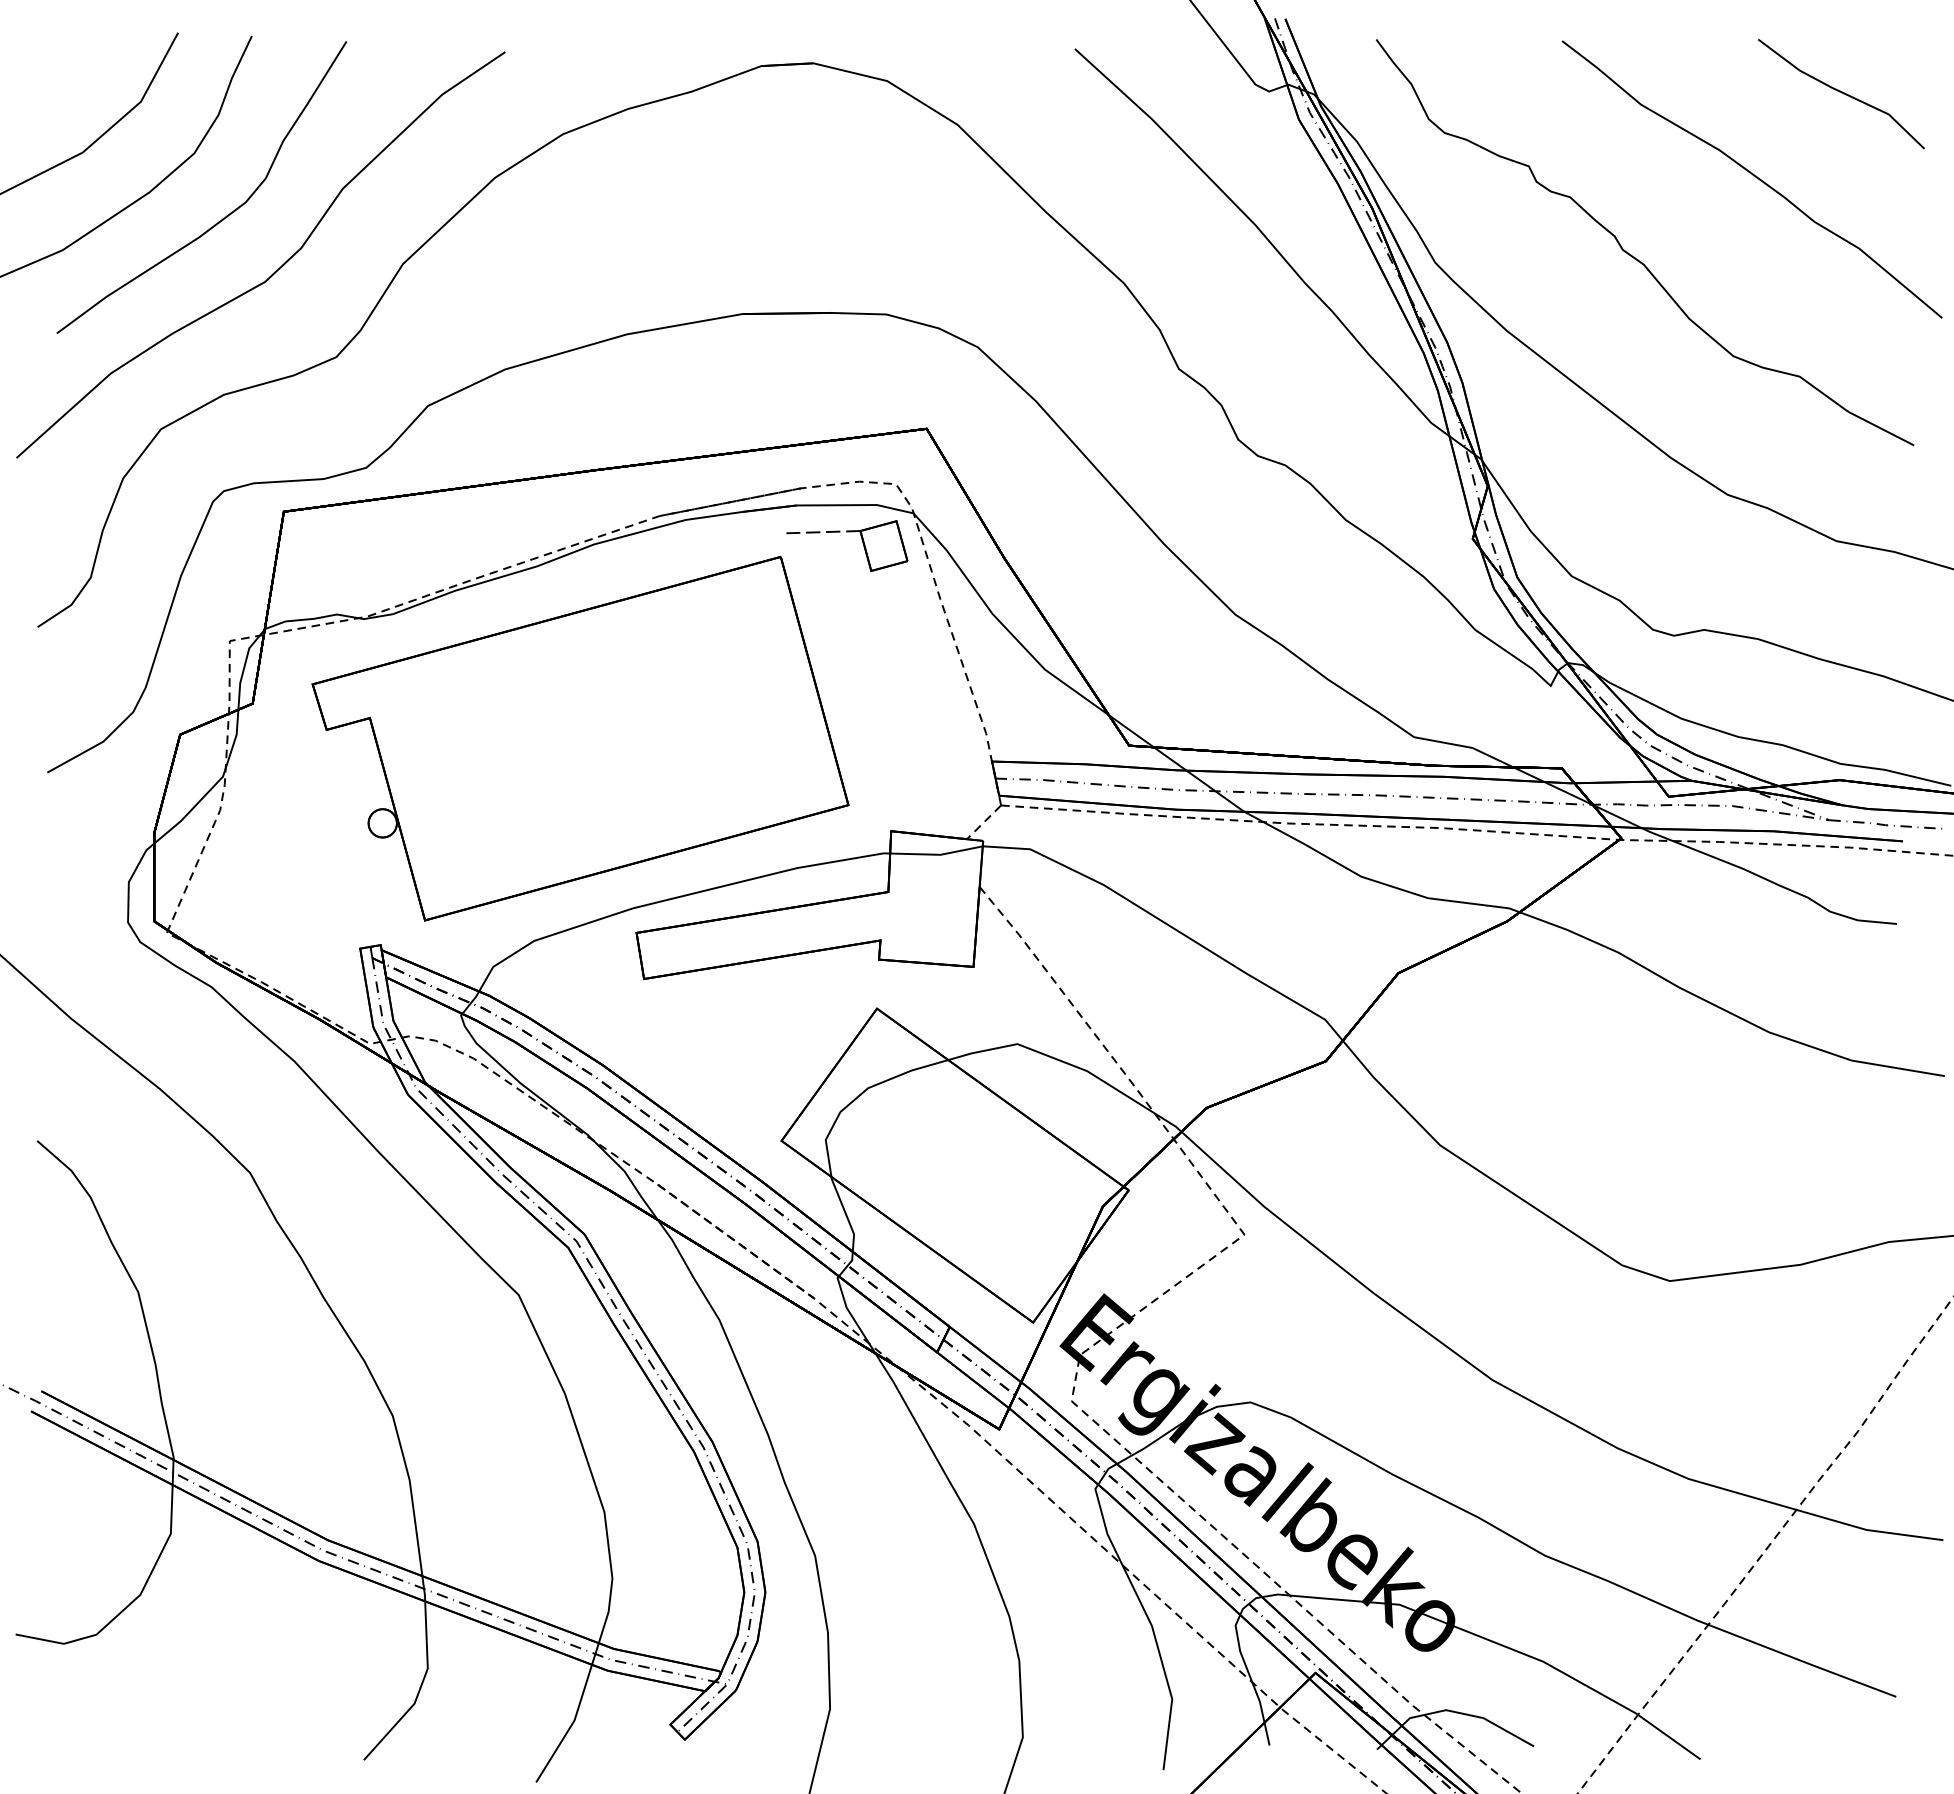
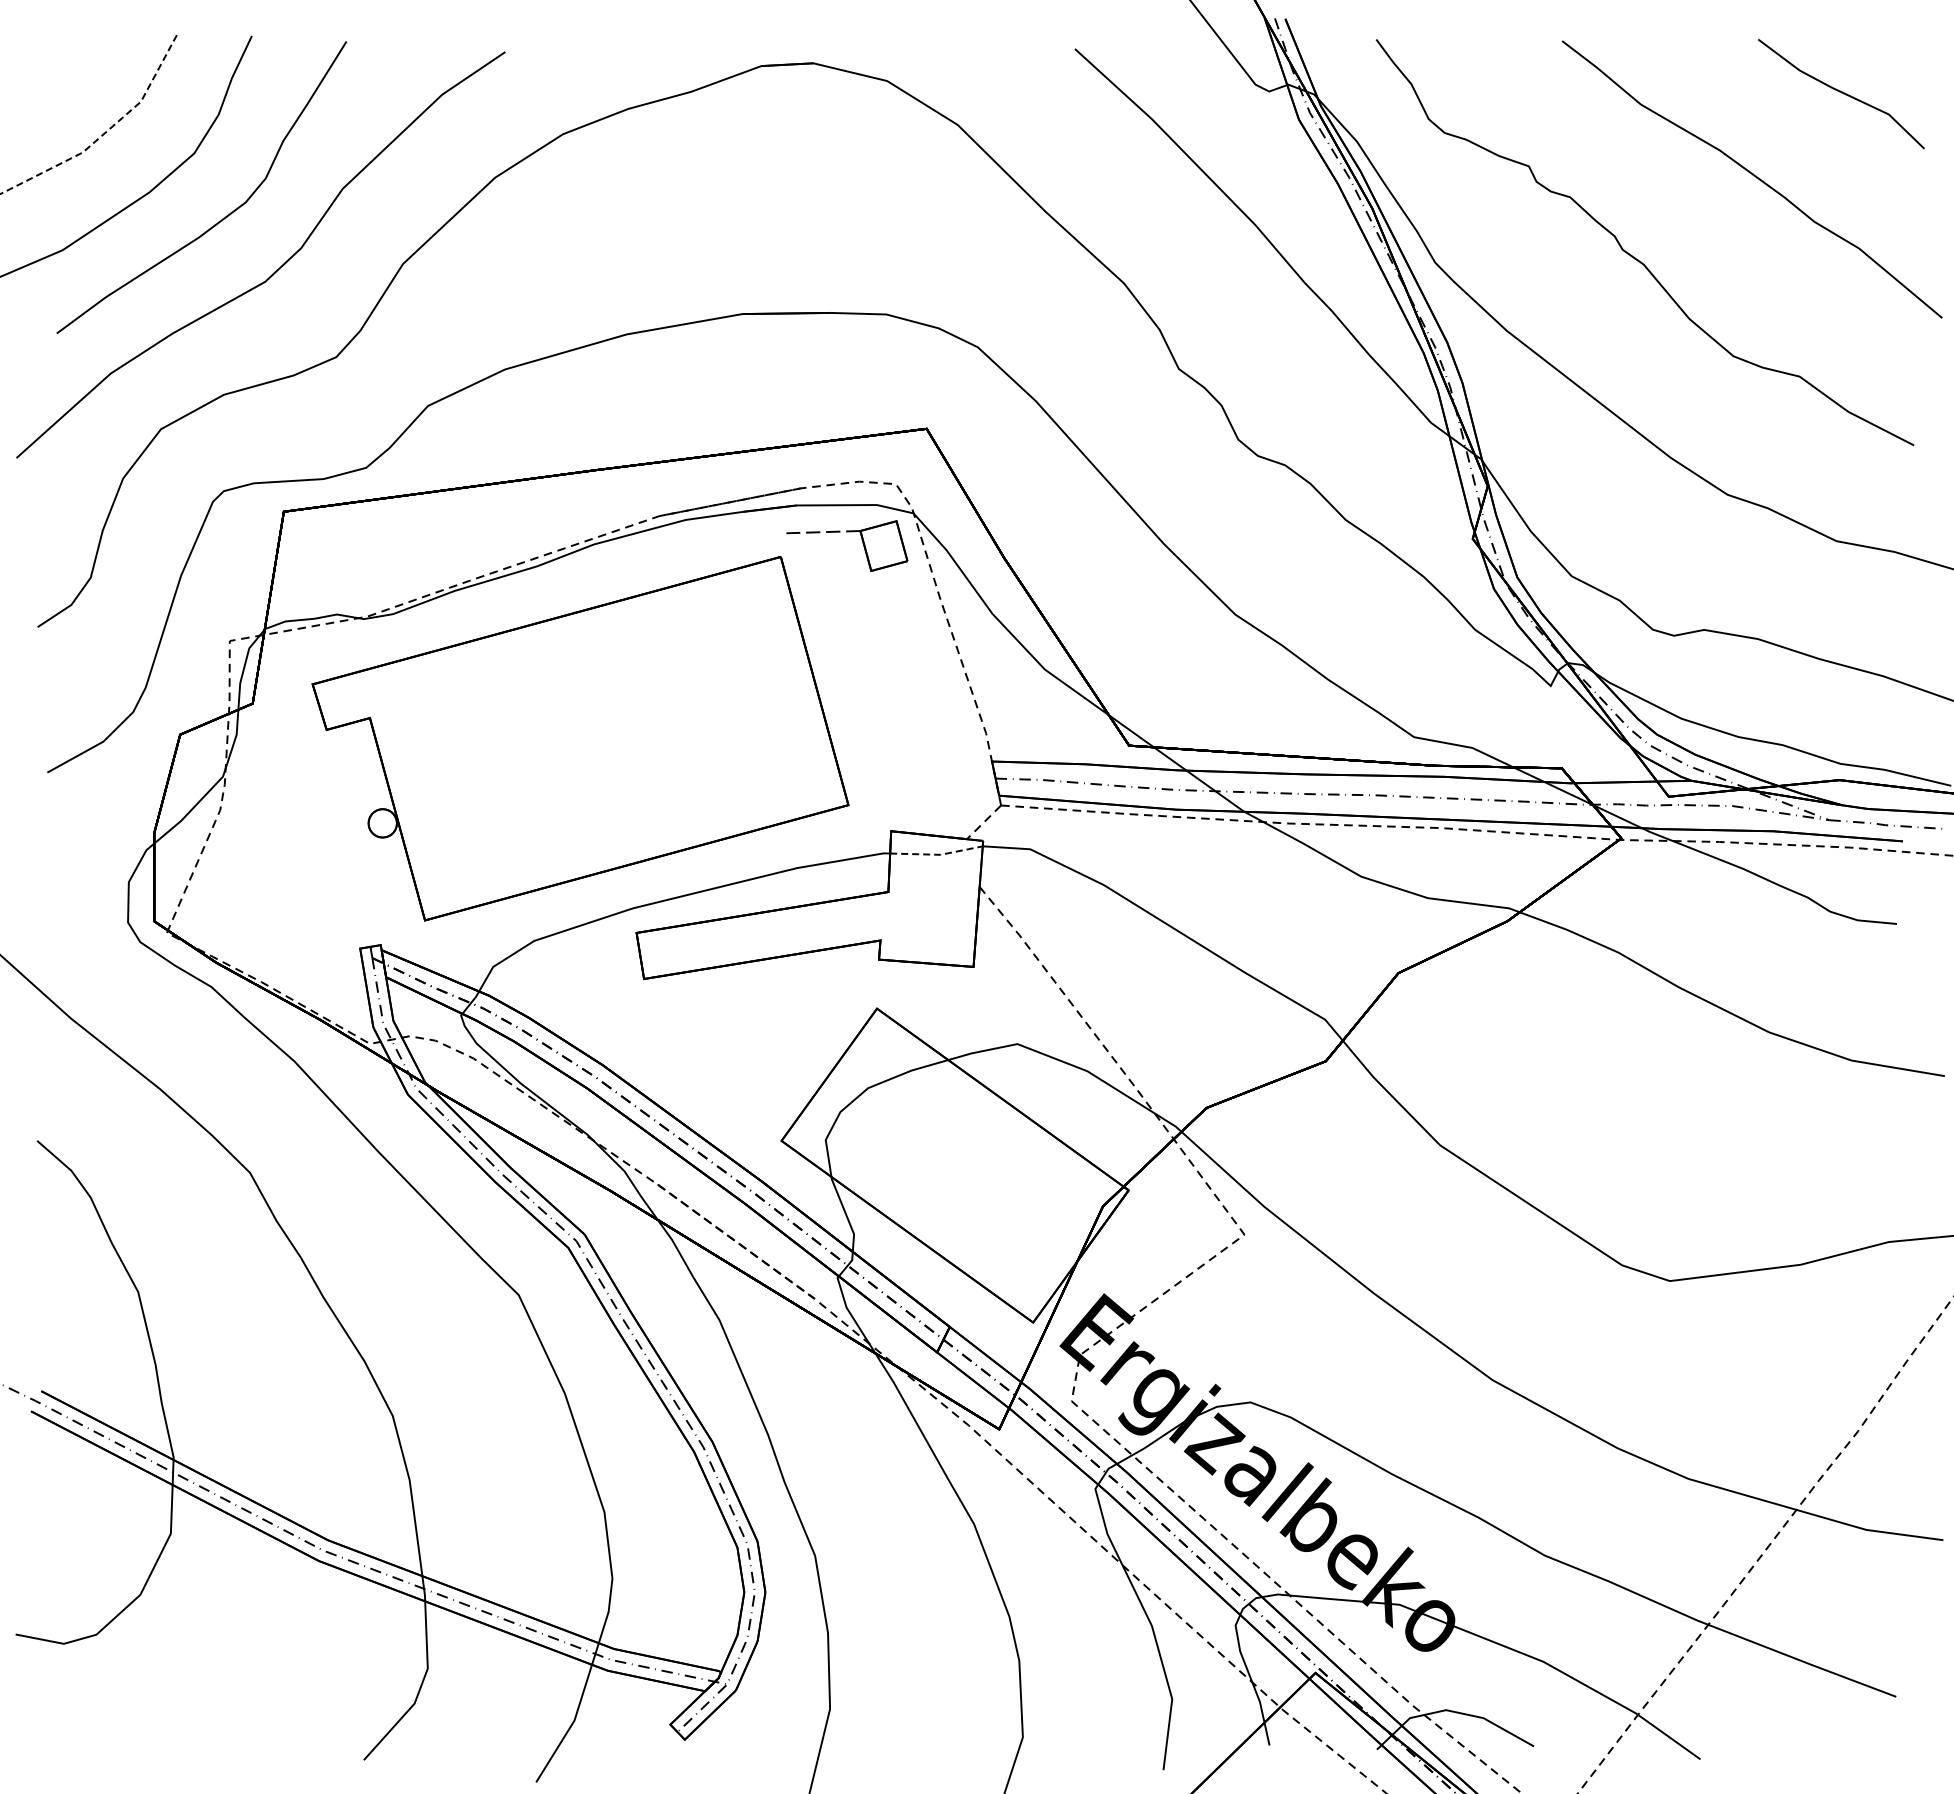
line: solid -> dashed (106, 131)
line: solid -> dashed (937, 854)
